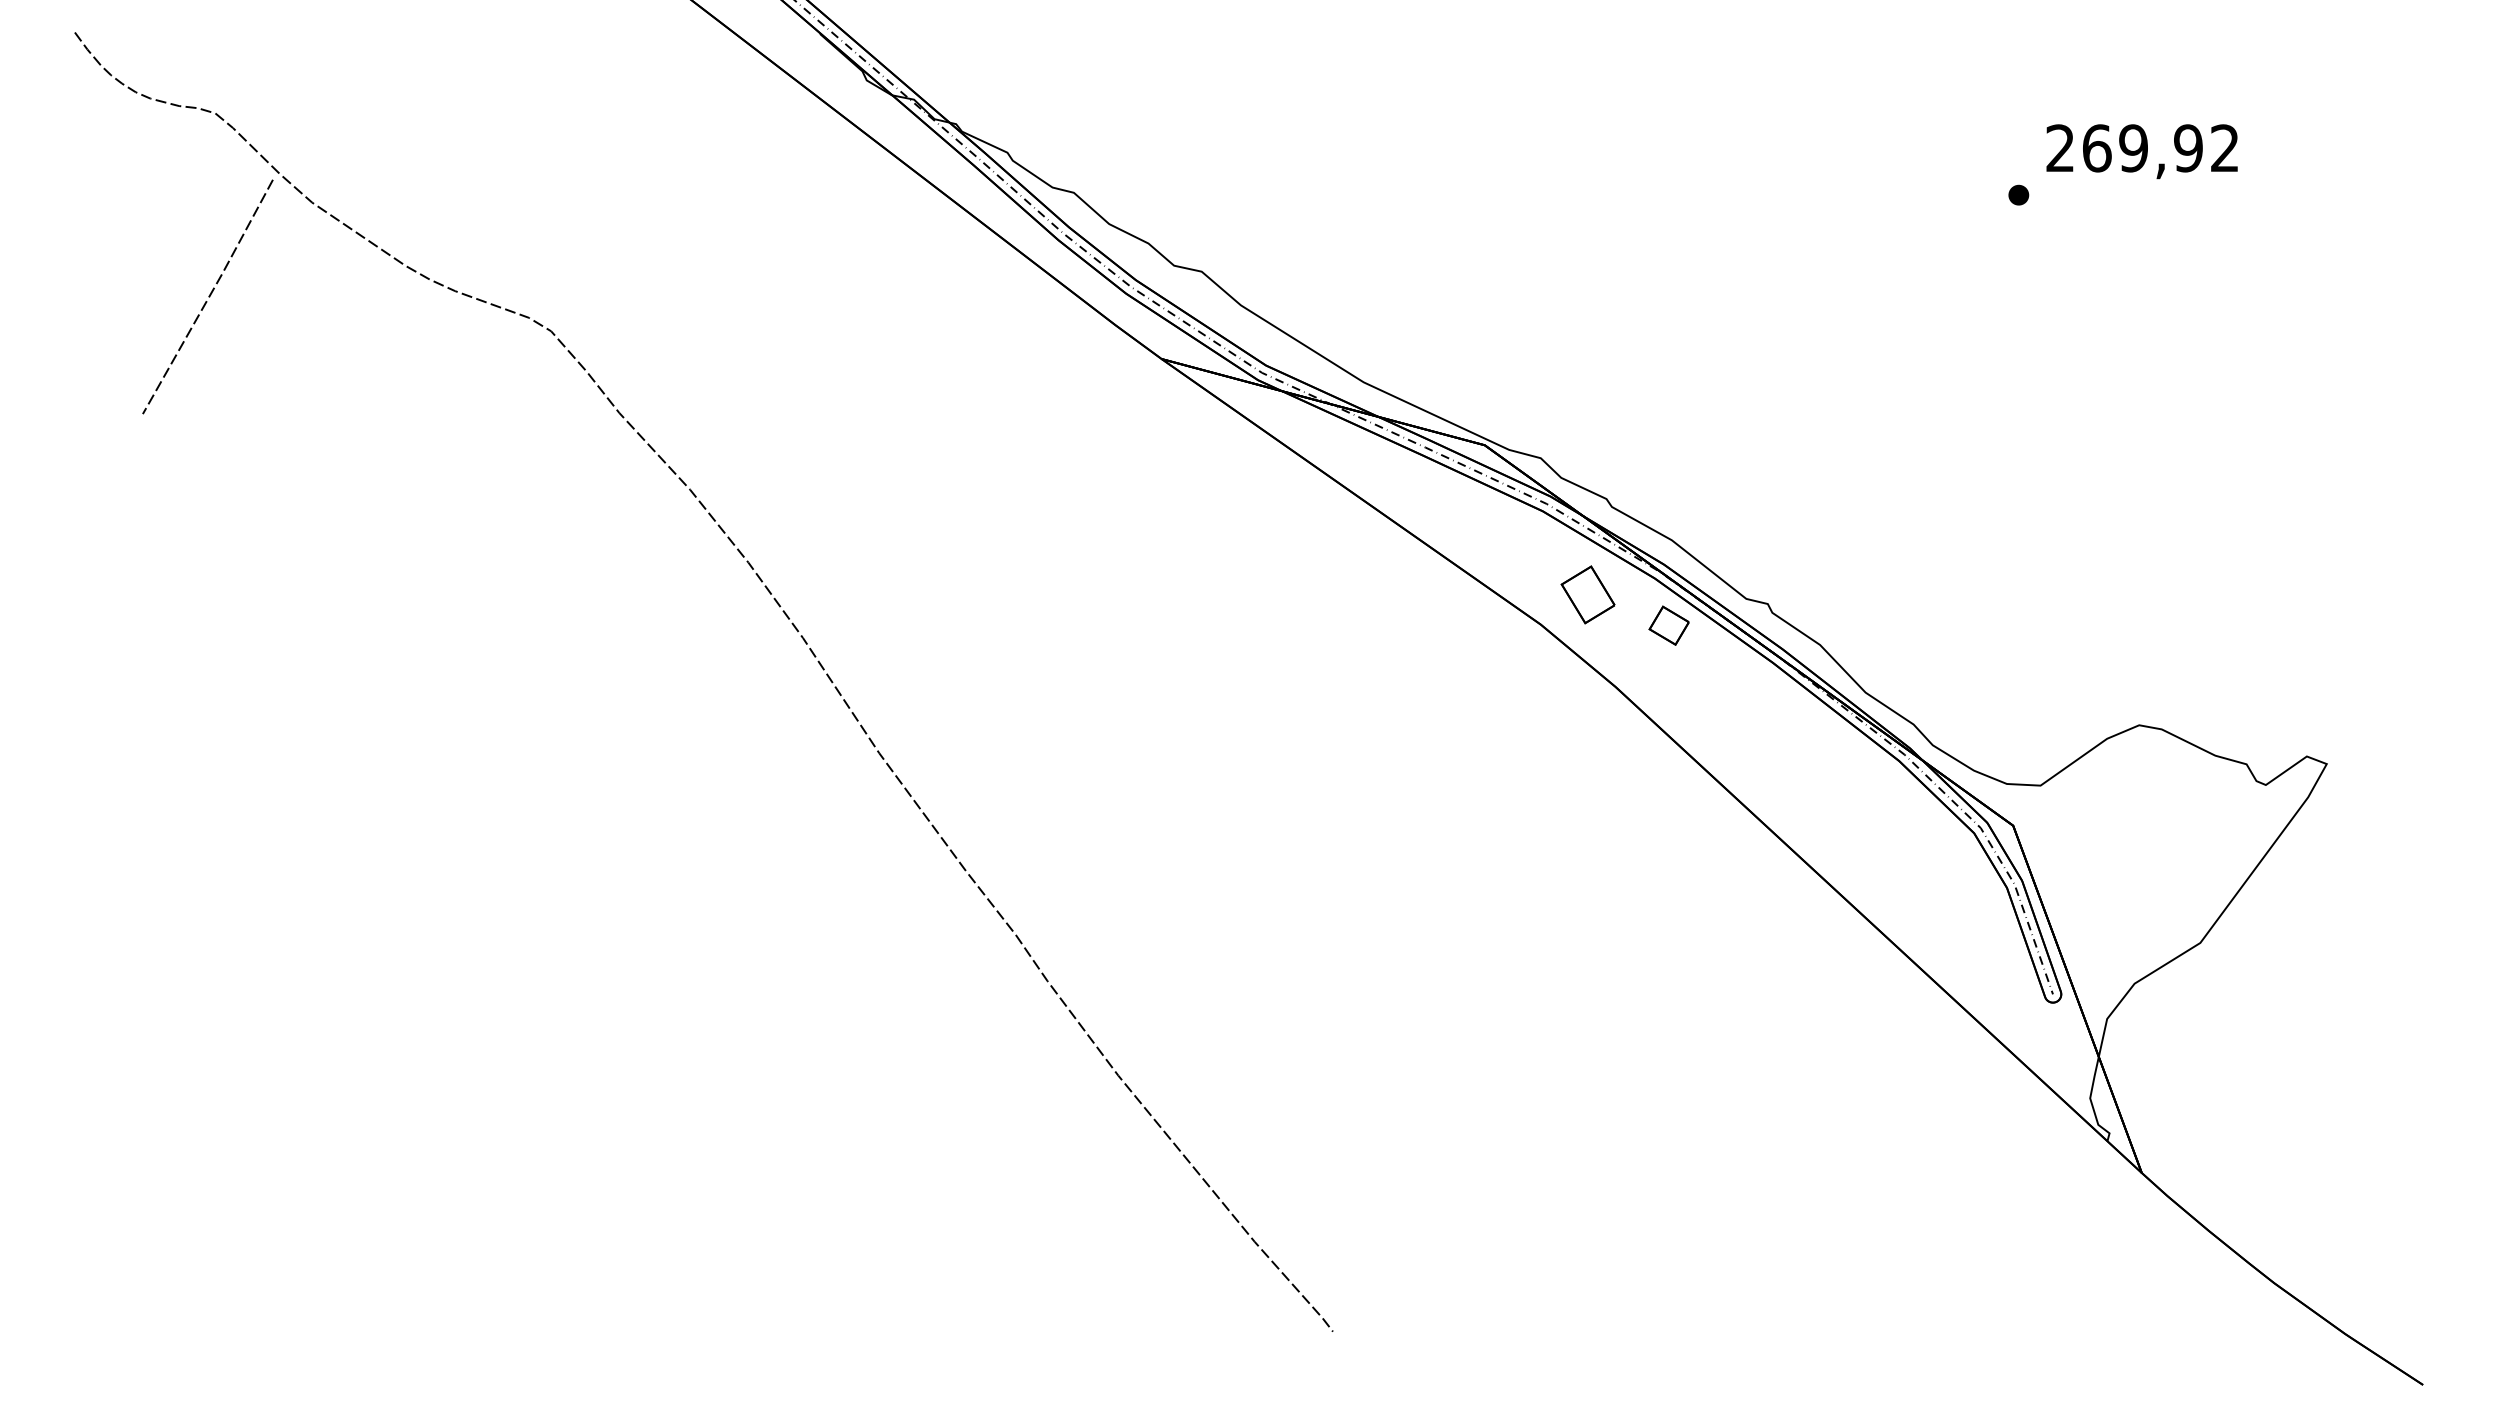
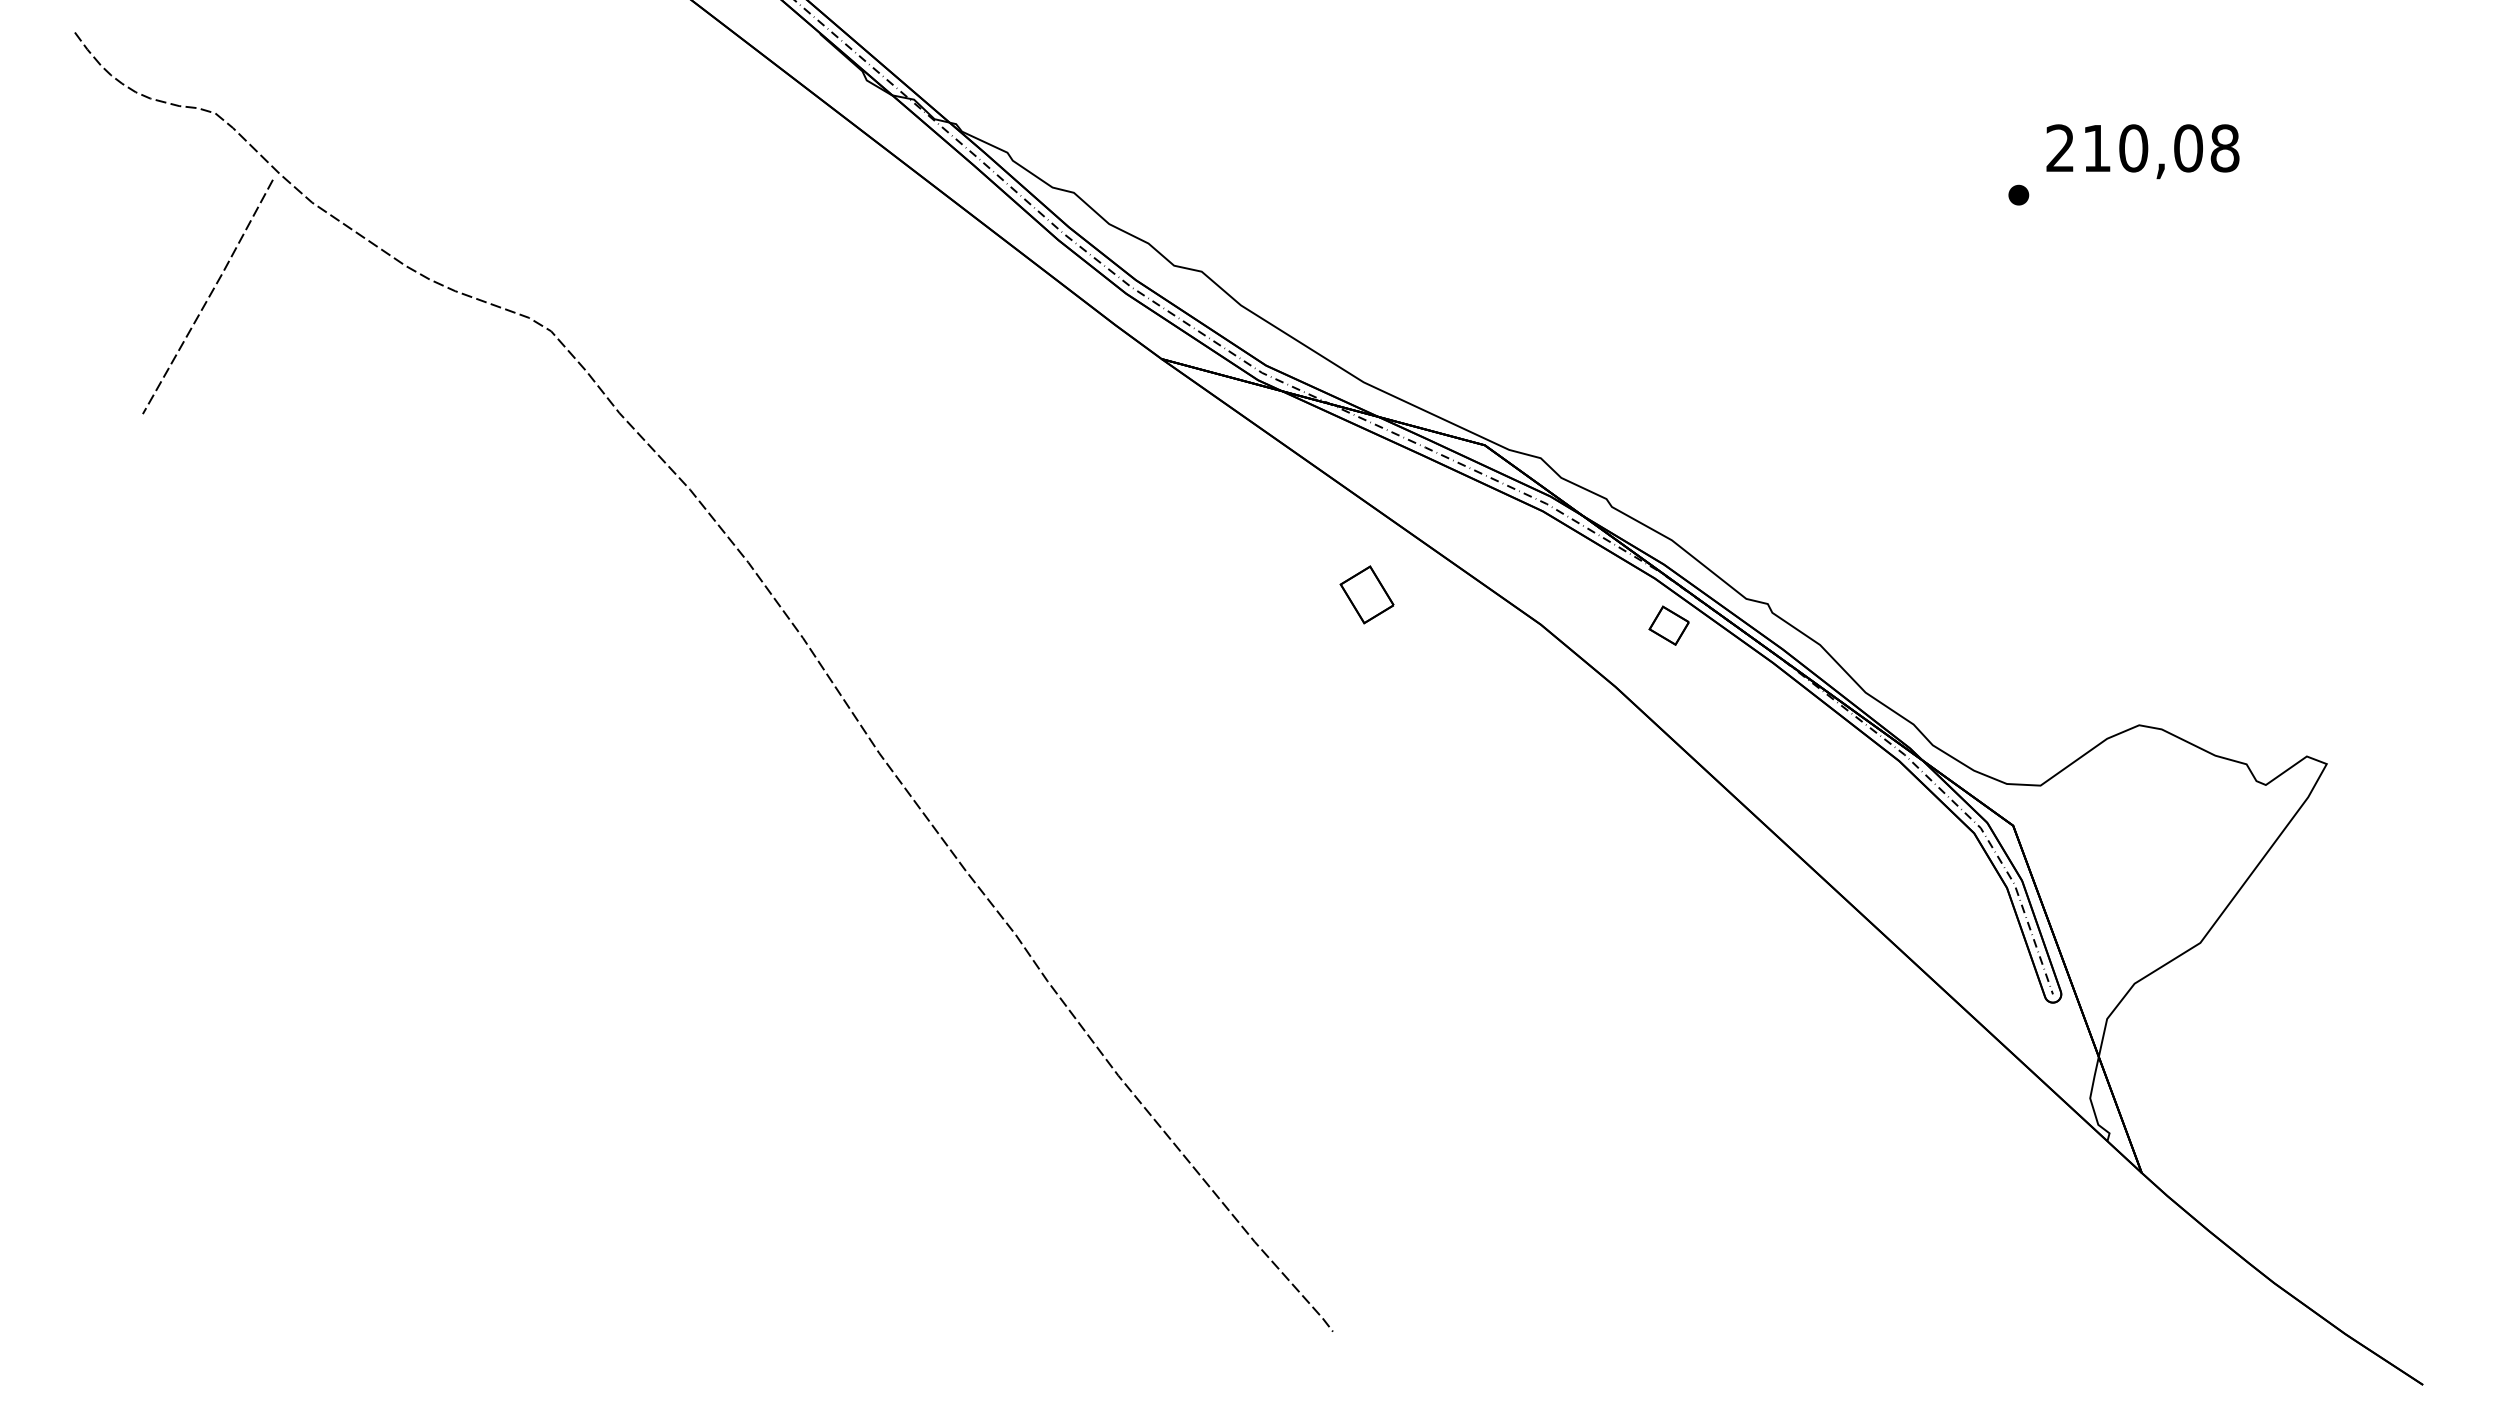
text: 269,92 -> 210,08 (2161, 148)
part position: (1587, 594) -> (1366, 594) (1366, 594)
